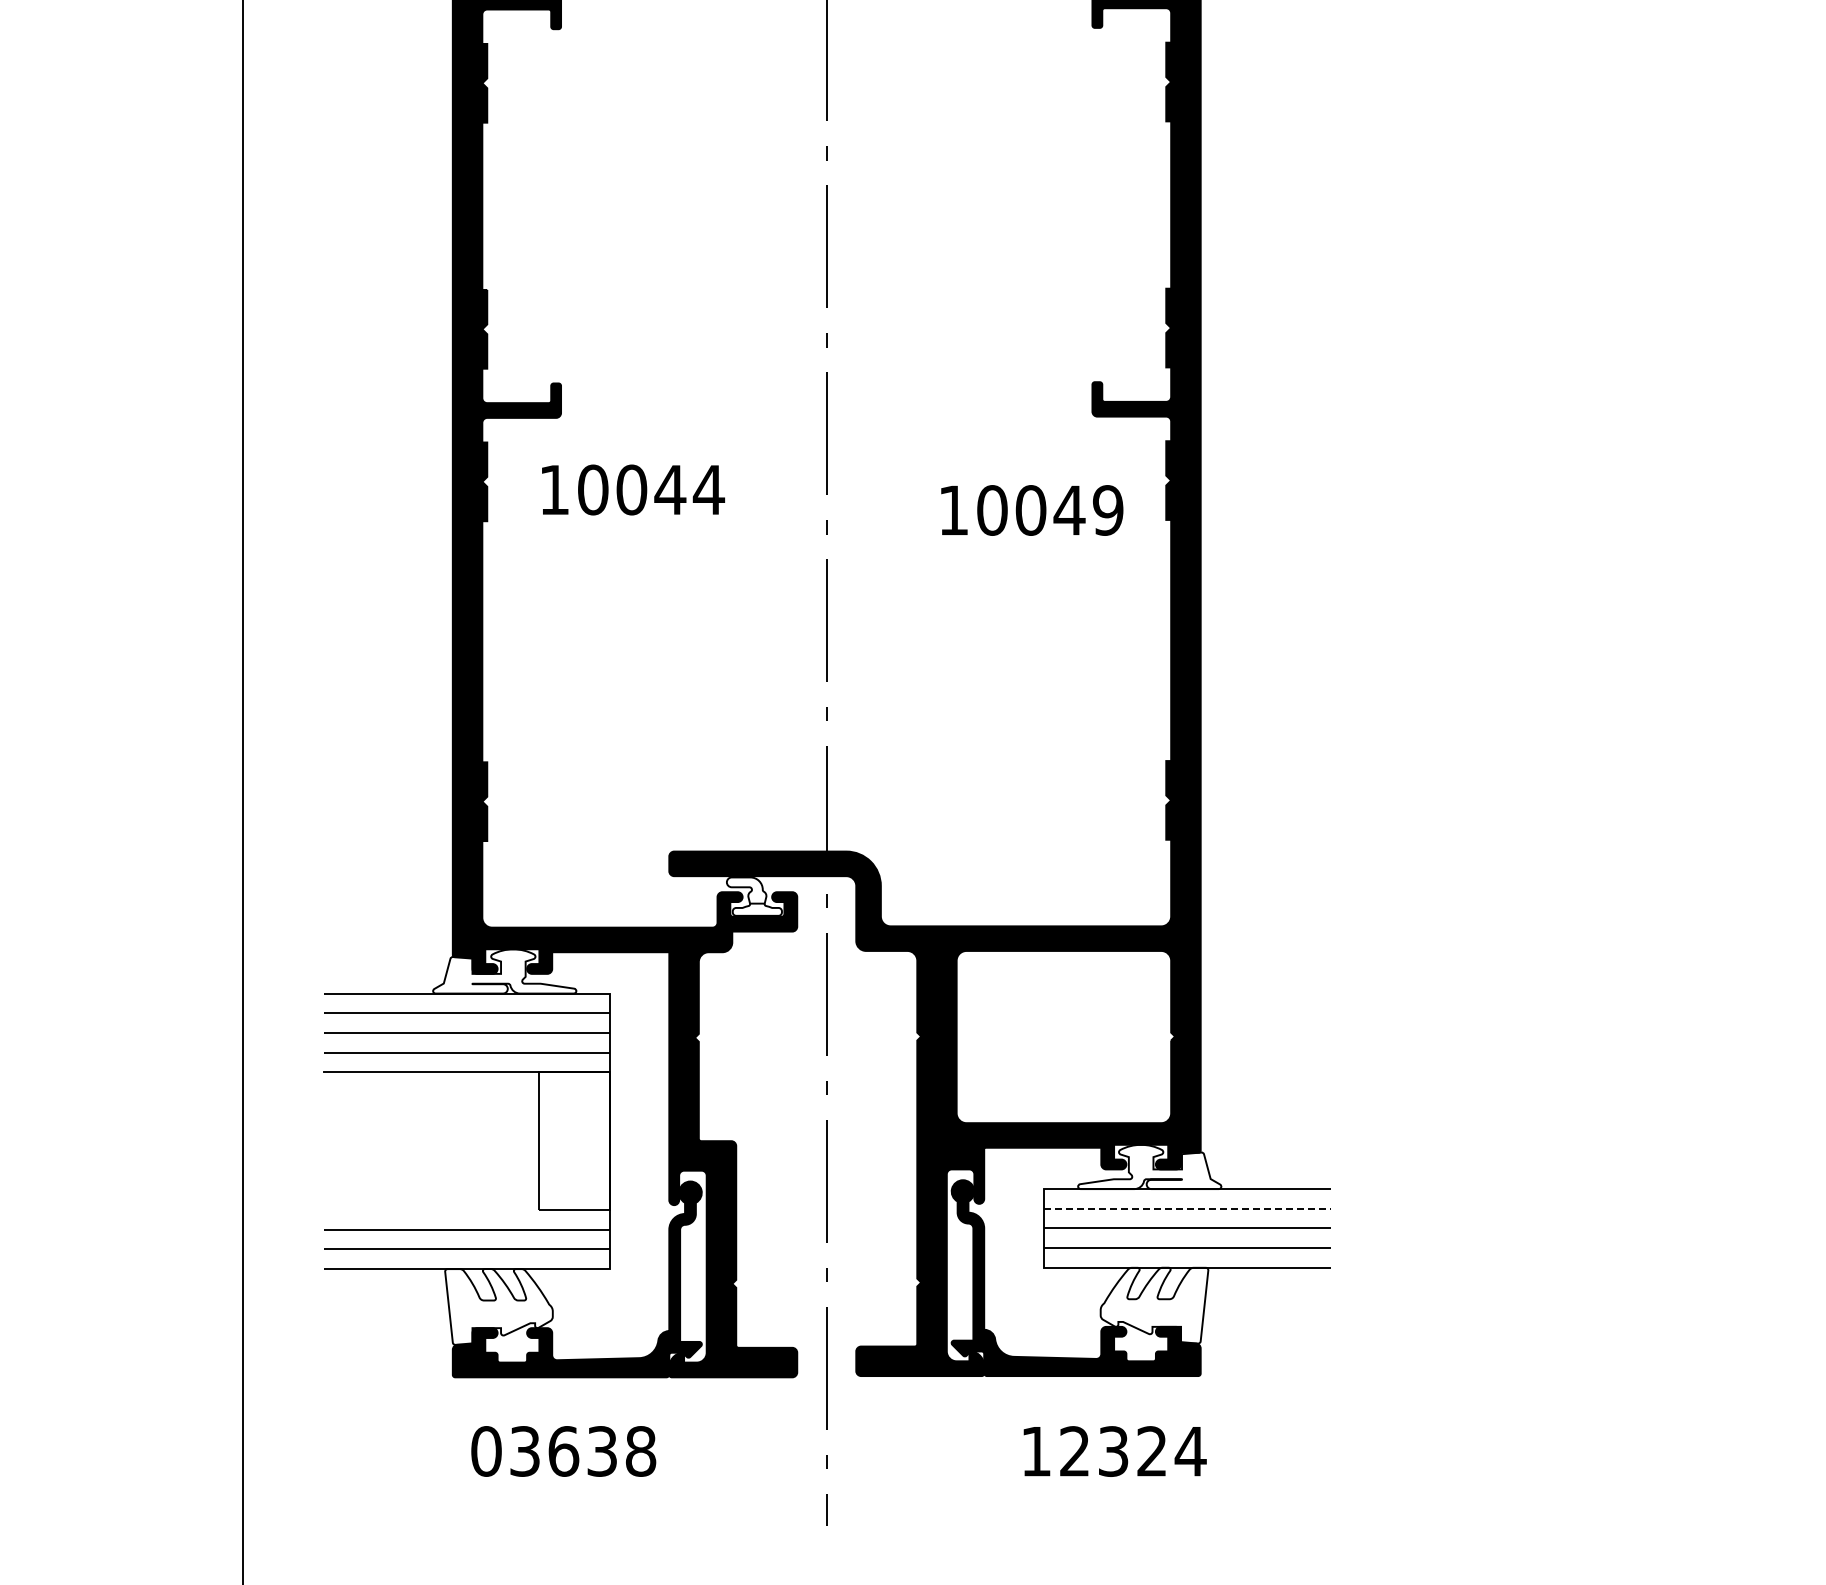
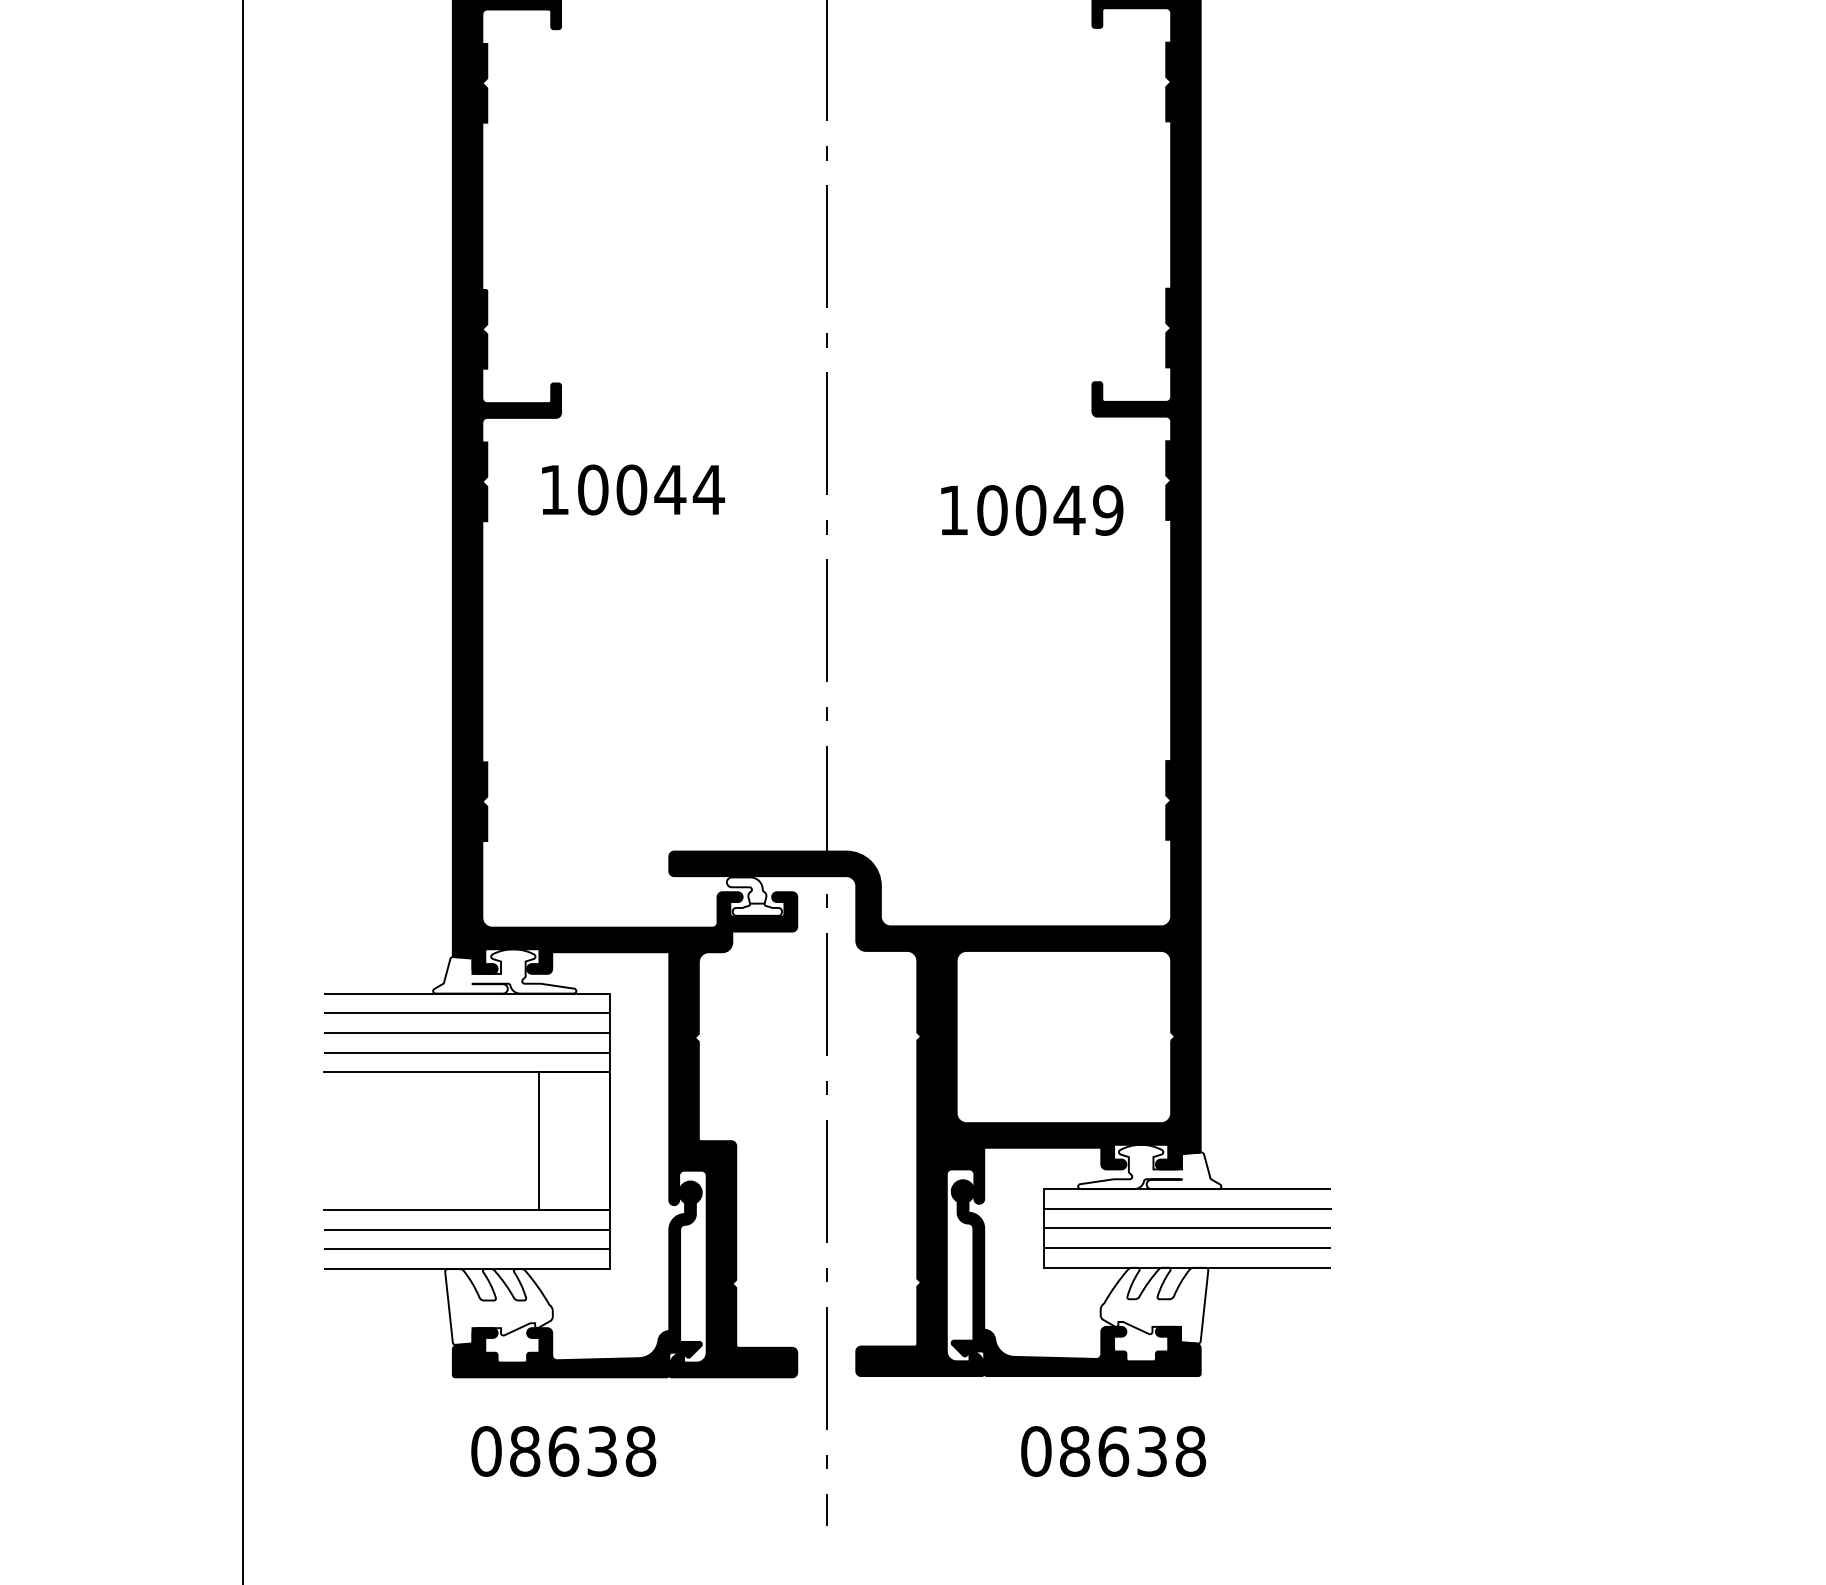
line: dashed -> solid (1188, 1208)
line: none -> present (466, 1210)
text: 03638 -> 08638 (525, 1451)
text: 12324 -> 08638 (1113, 1451)
